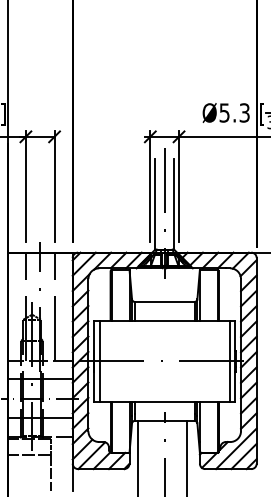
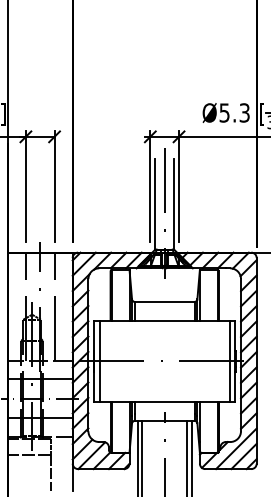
line: none -> present (142, 456)
line: none -> present (191, 456)
